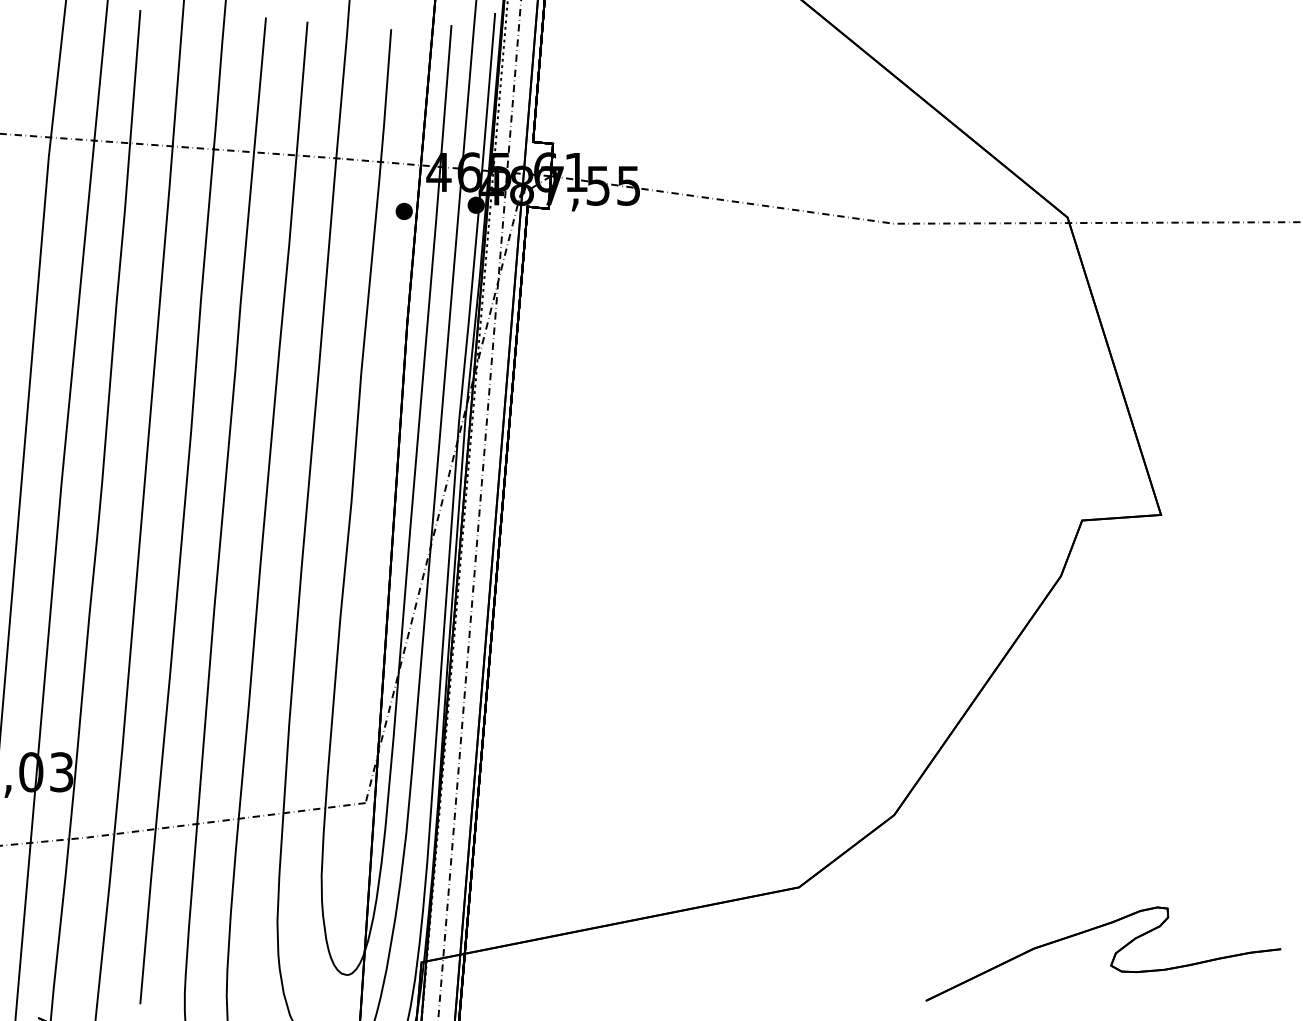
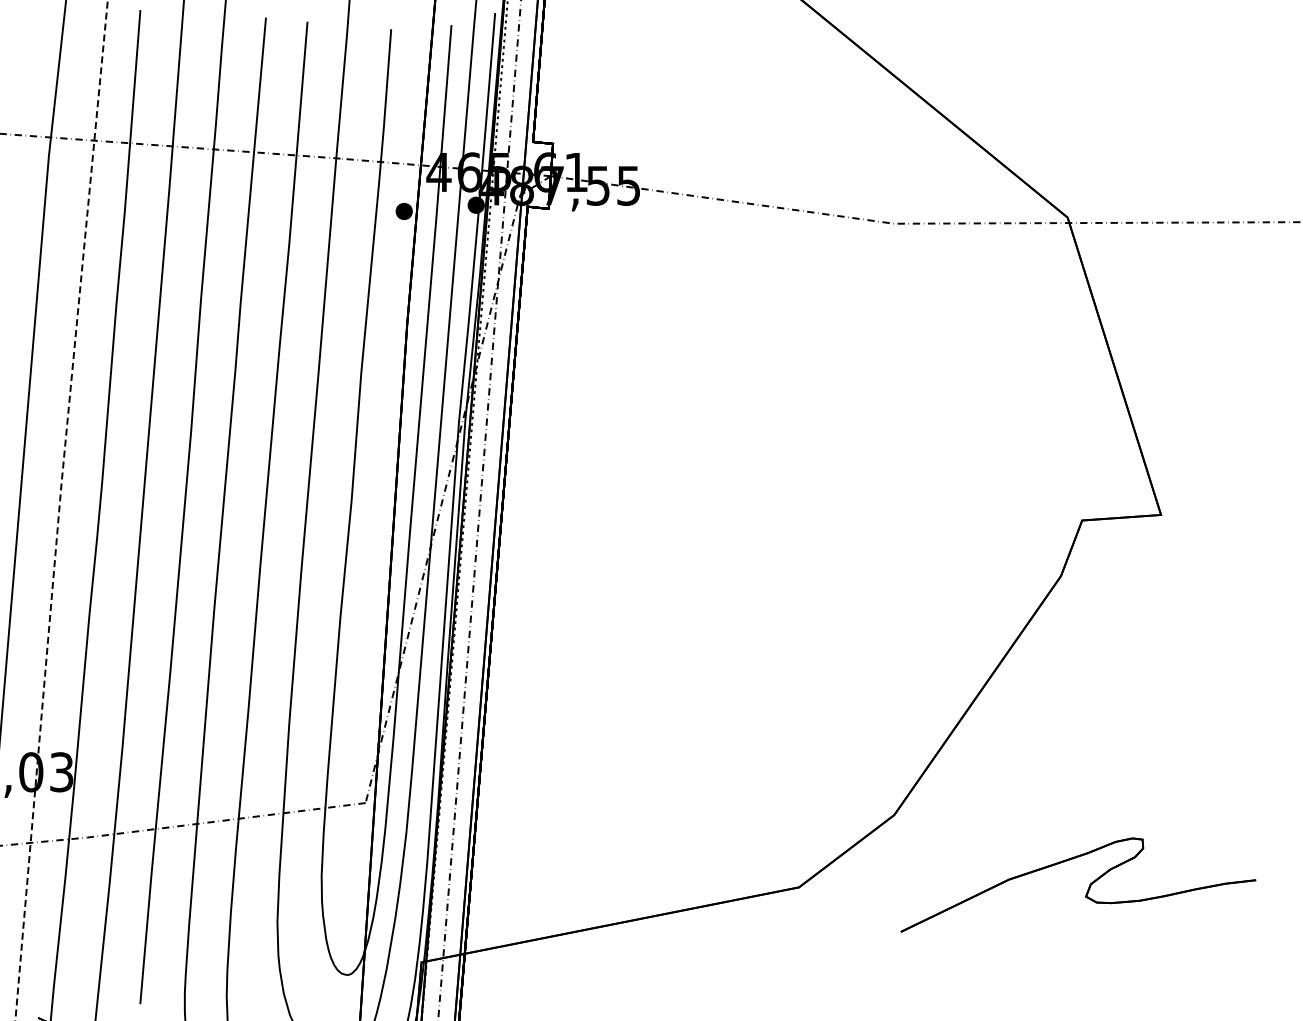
line: solid -> dashed (59, 509)
part position: (1112, 958) -> (1087, 889) (1087, 889)
